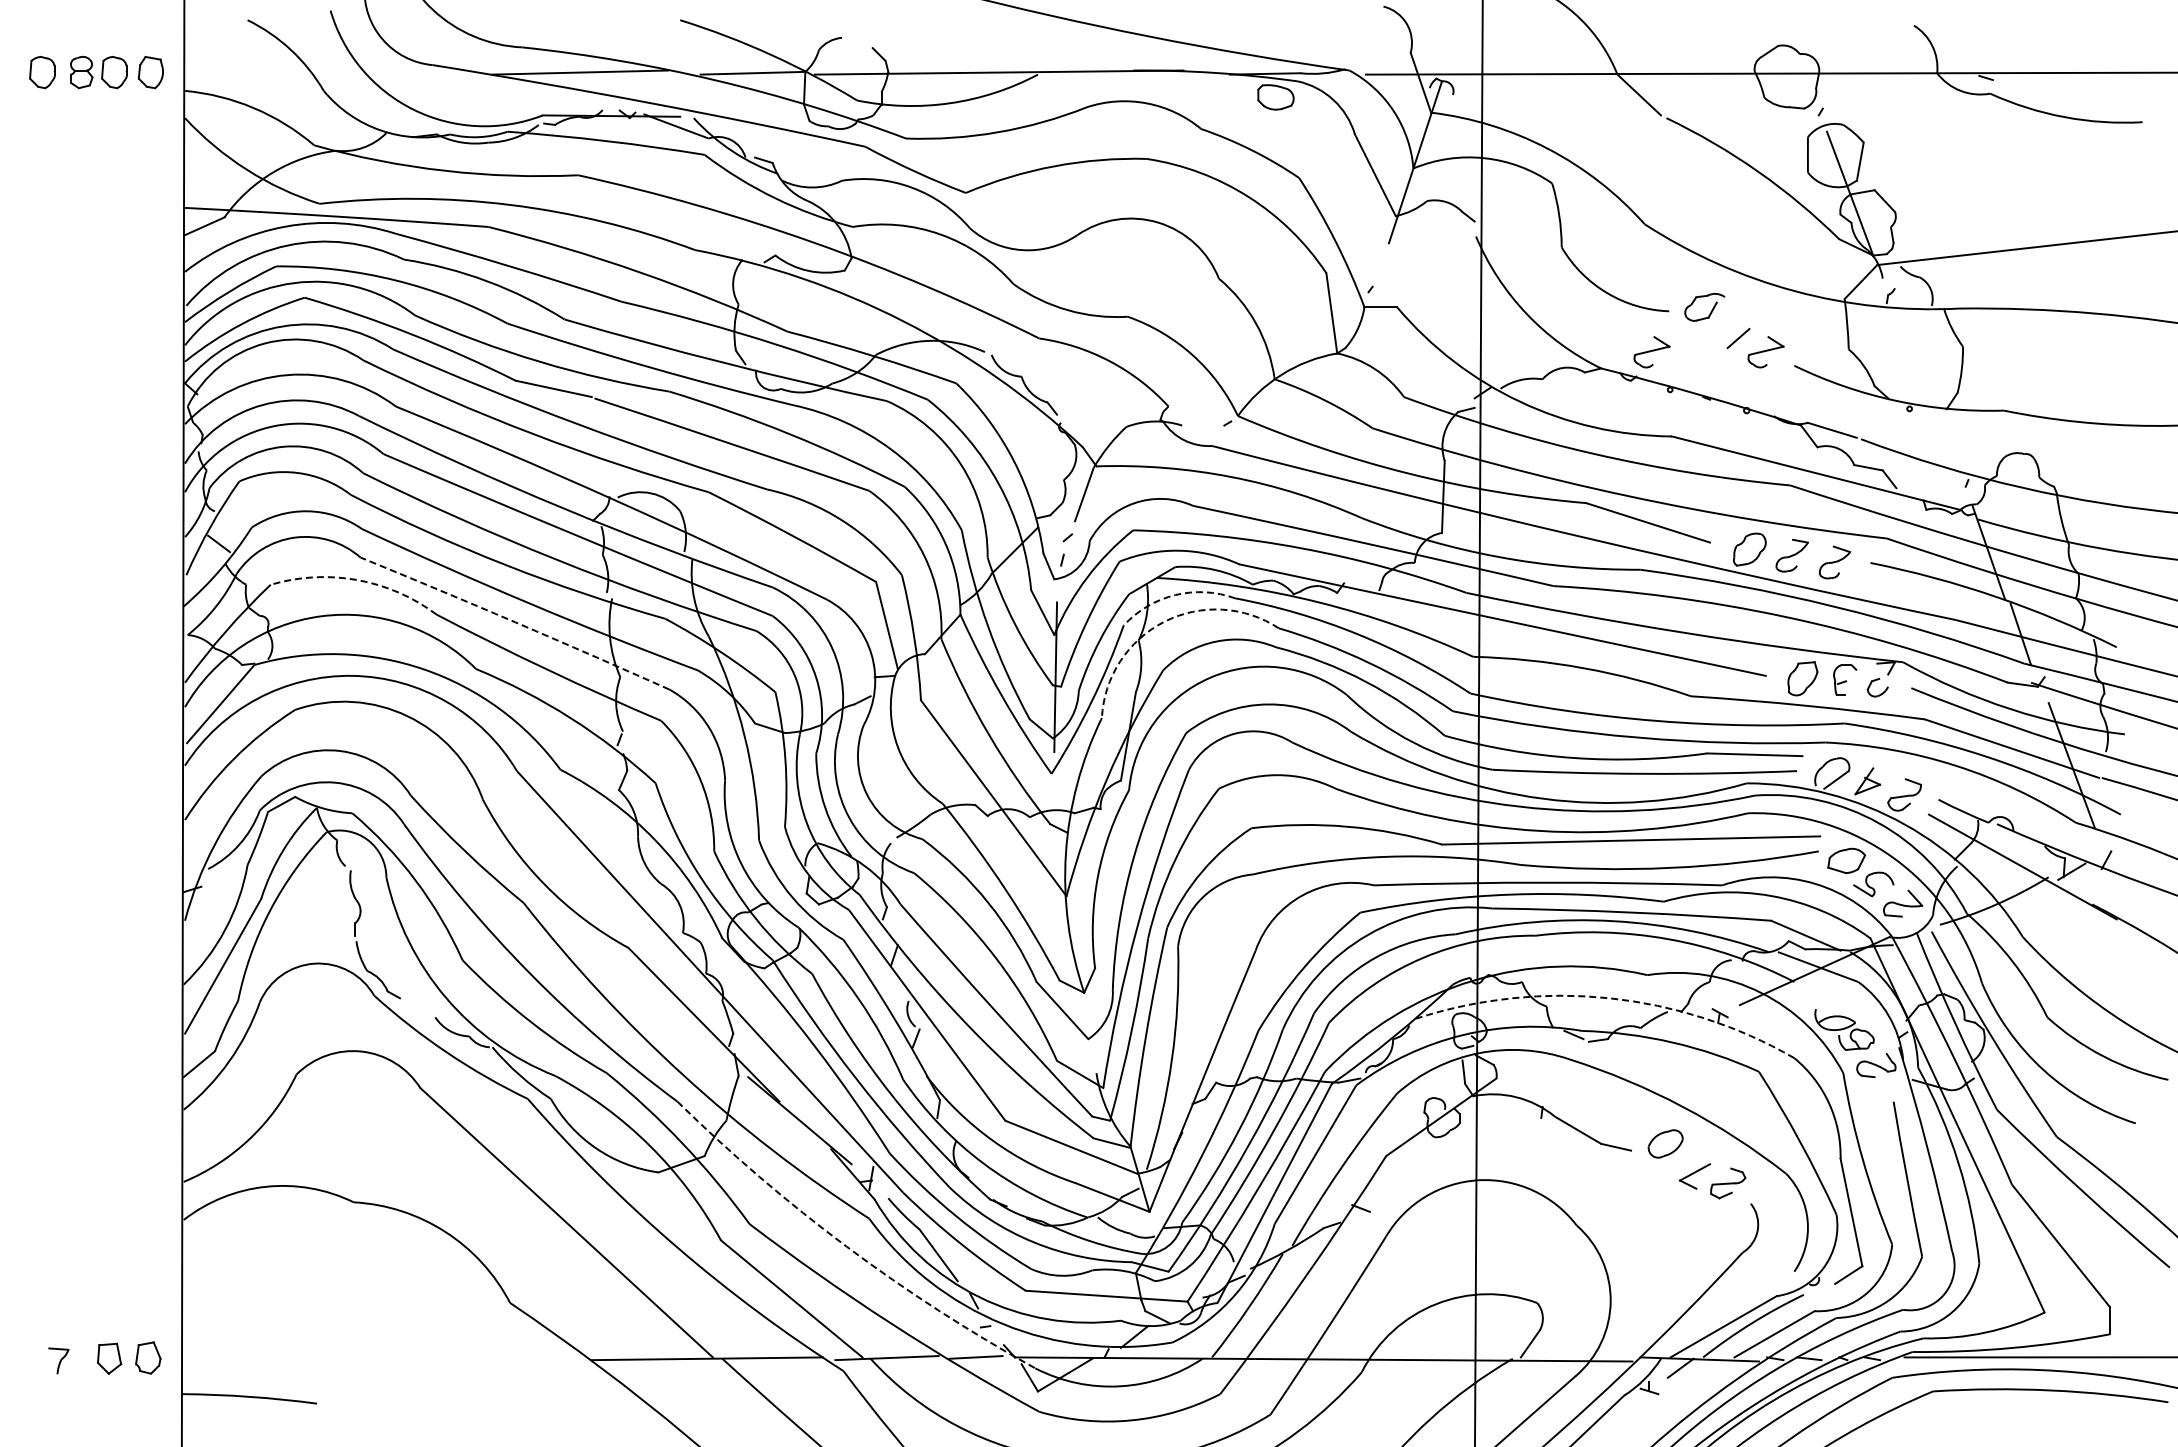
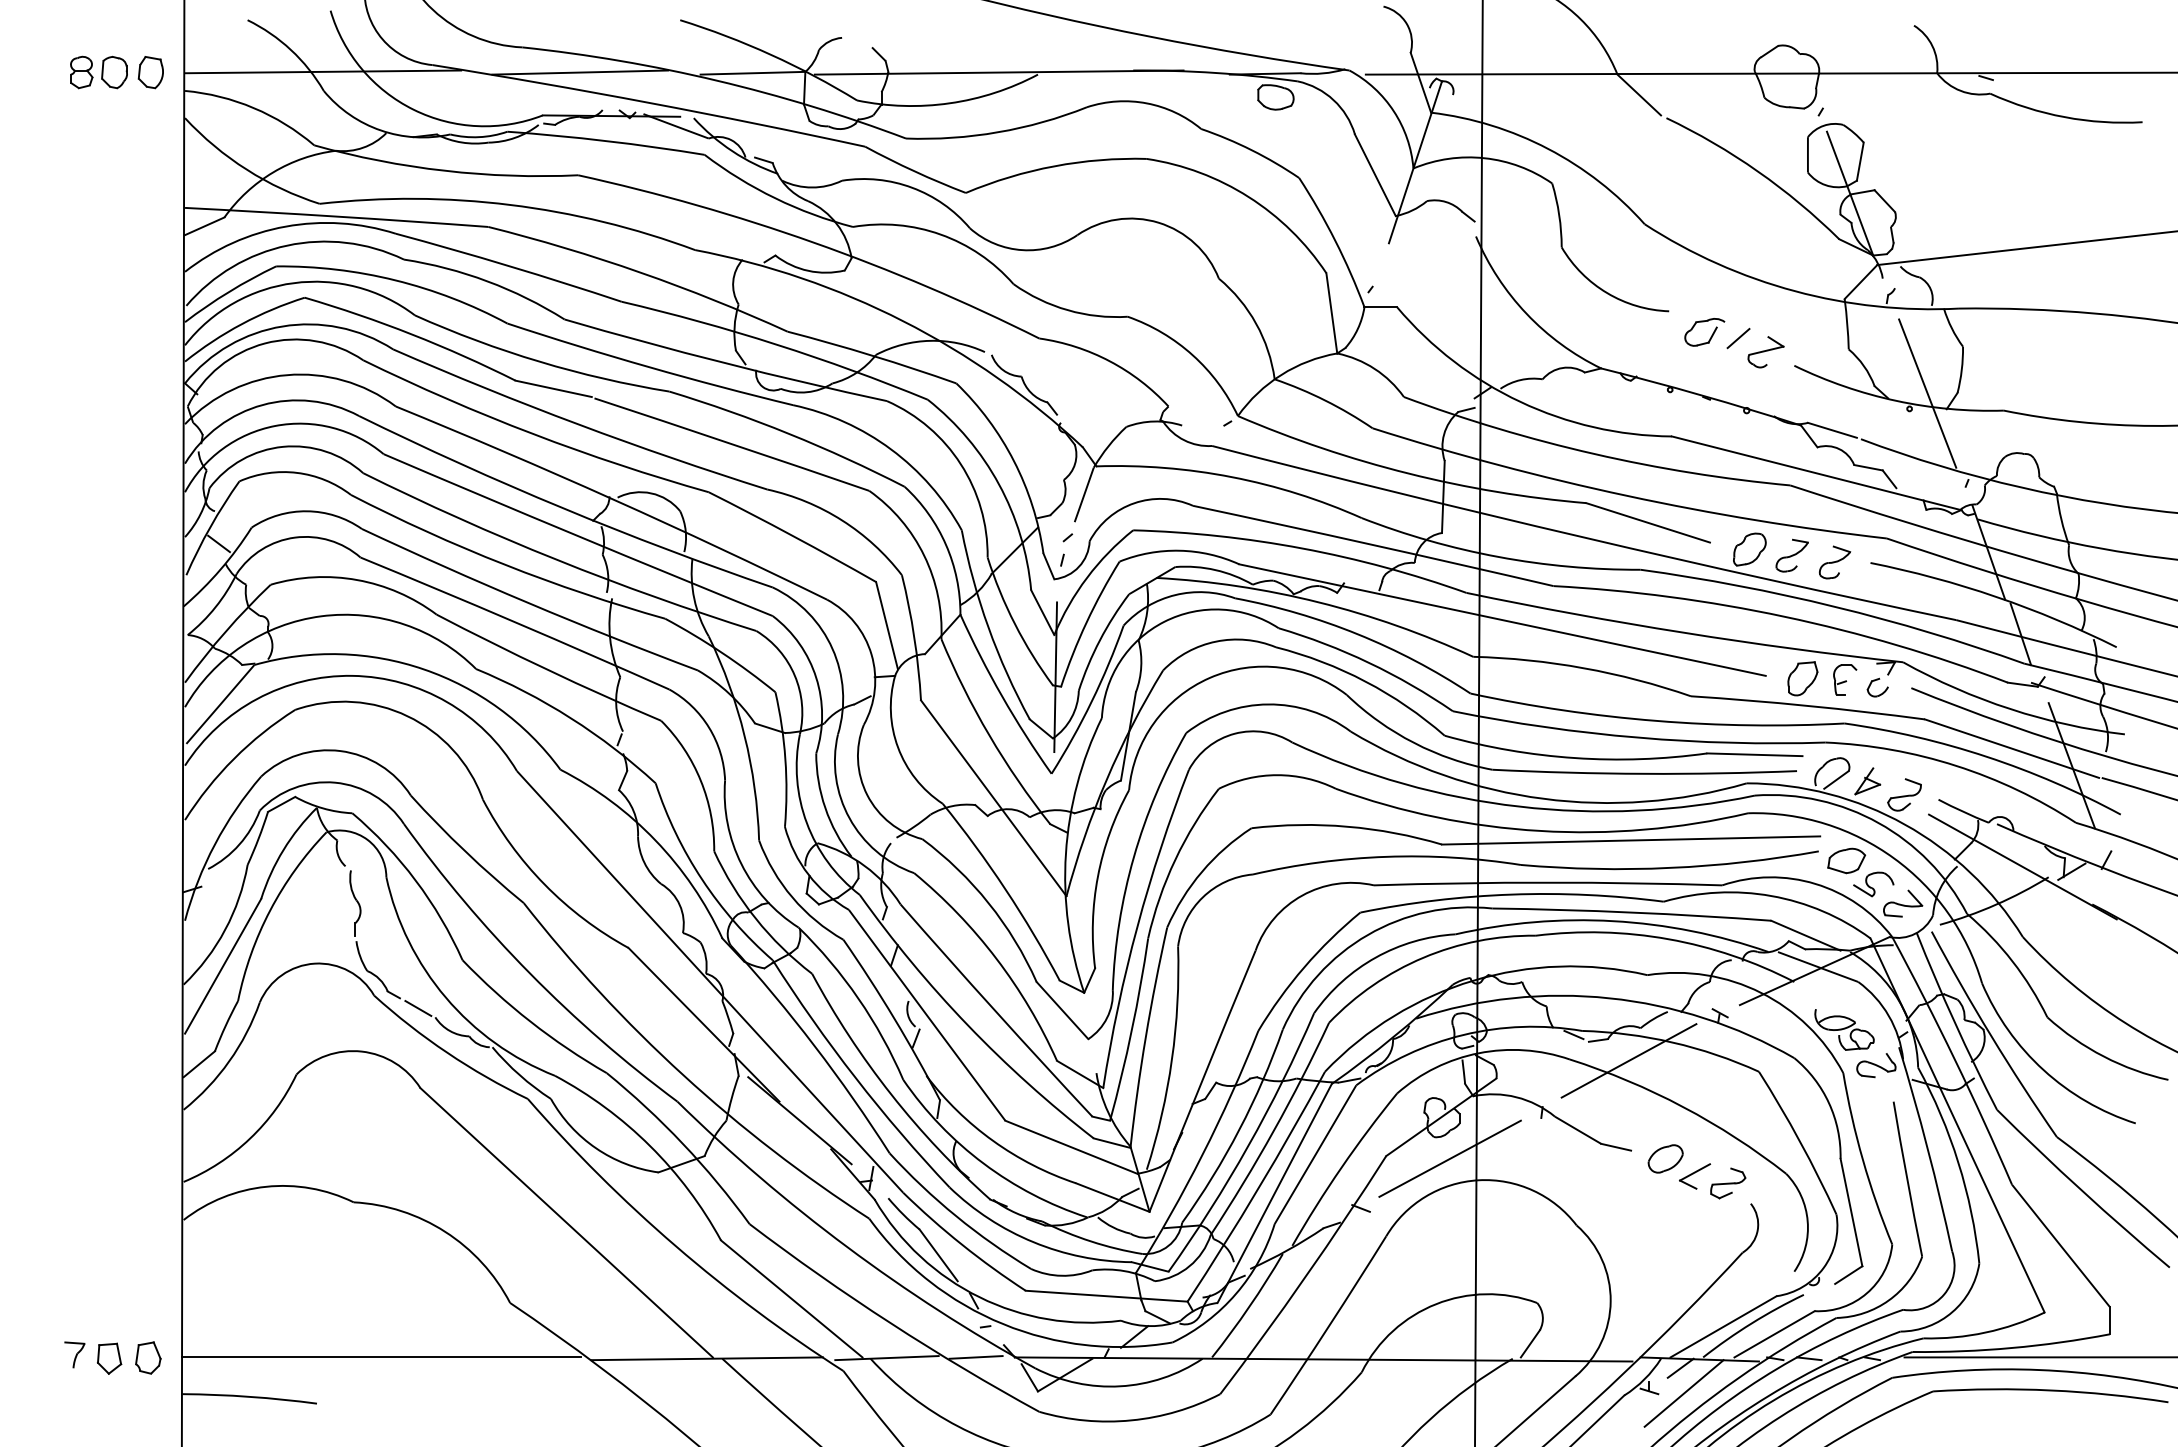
line: none -> present (323, 71)
part: present -> none (42, 72)
part position: (1710, 311) -> (1710, 336) (1710, 336)
part: present -> none (1651, 352)
line: none -> present (1927, 393)
arc: dashed -> solid (357, 580)
arc: dashed -> solid (1175, 595)
arc: dashed -> solid (1164, 621)
arc: dashed -> solid (515, 622)
arc: dashed -> solid (1609, 998)
line: none -> present (418, 1008)
line: none -> present (1628, 1060)
part position: (1665, 1143) -> (1665, 1158) (1665, 1158)
line: none -> present (1449, 1158)
arc: dashed -> solid (847, 1247)
line: none -> present (381, 1357)
part position: (58, 1360) -> (74, 1354) (74, 1354)
line: none -> present (1683, 1393)
